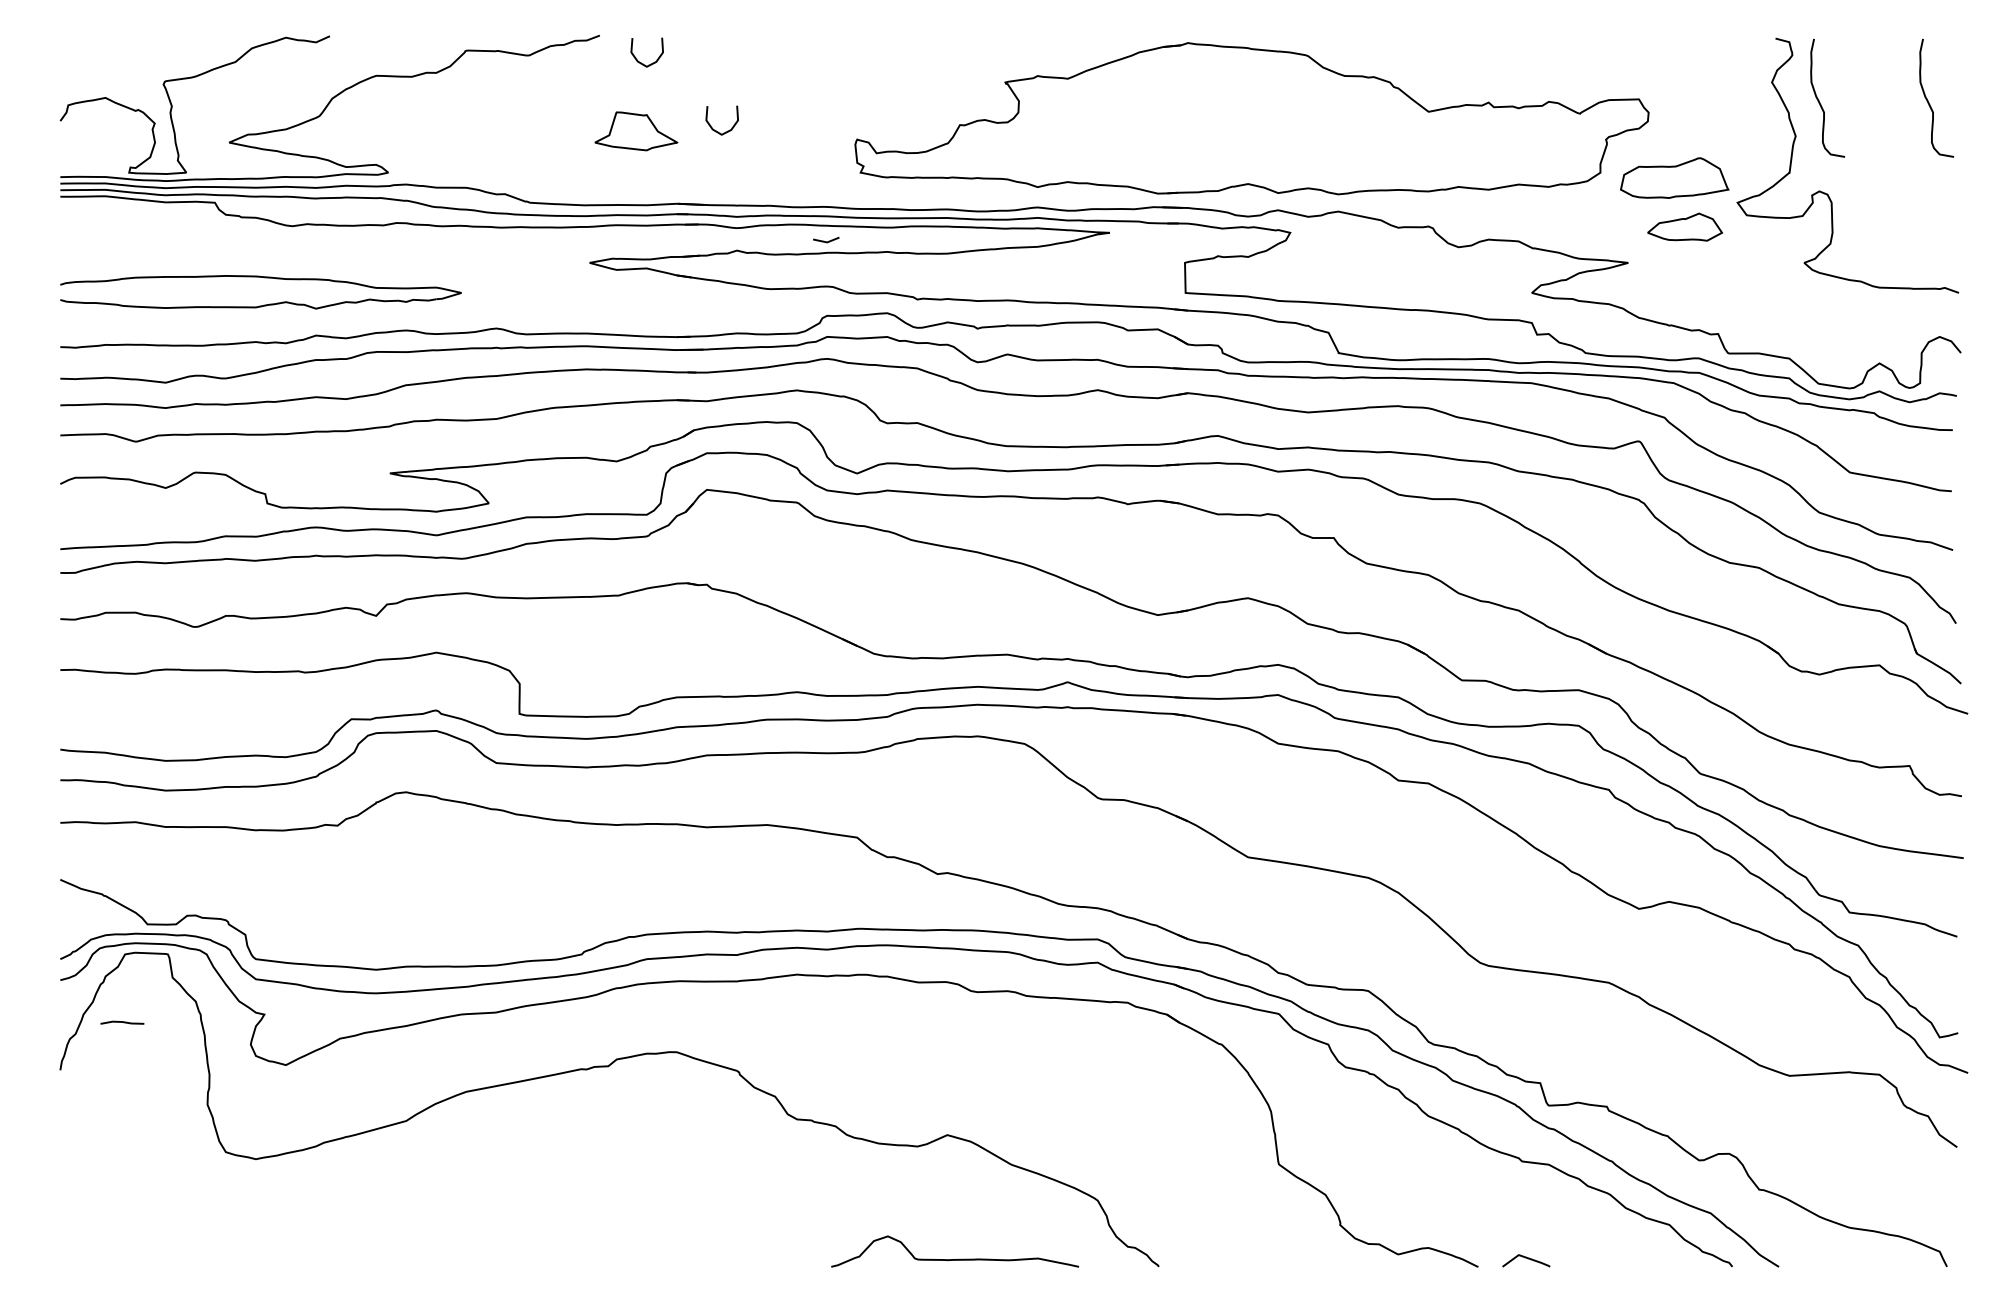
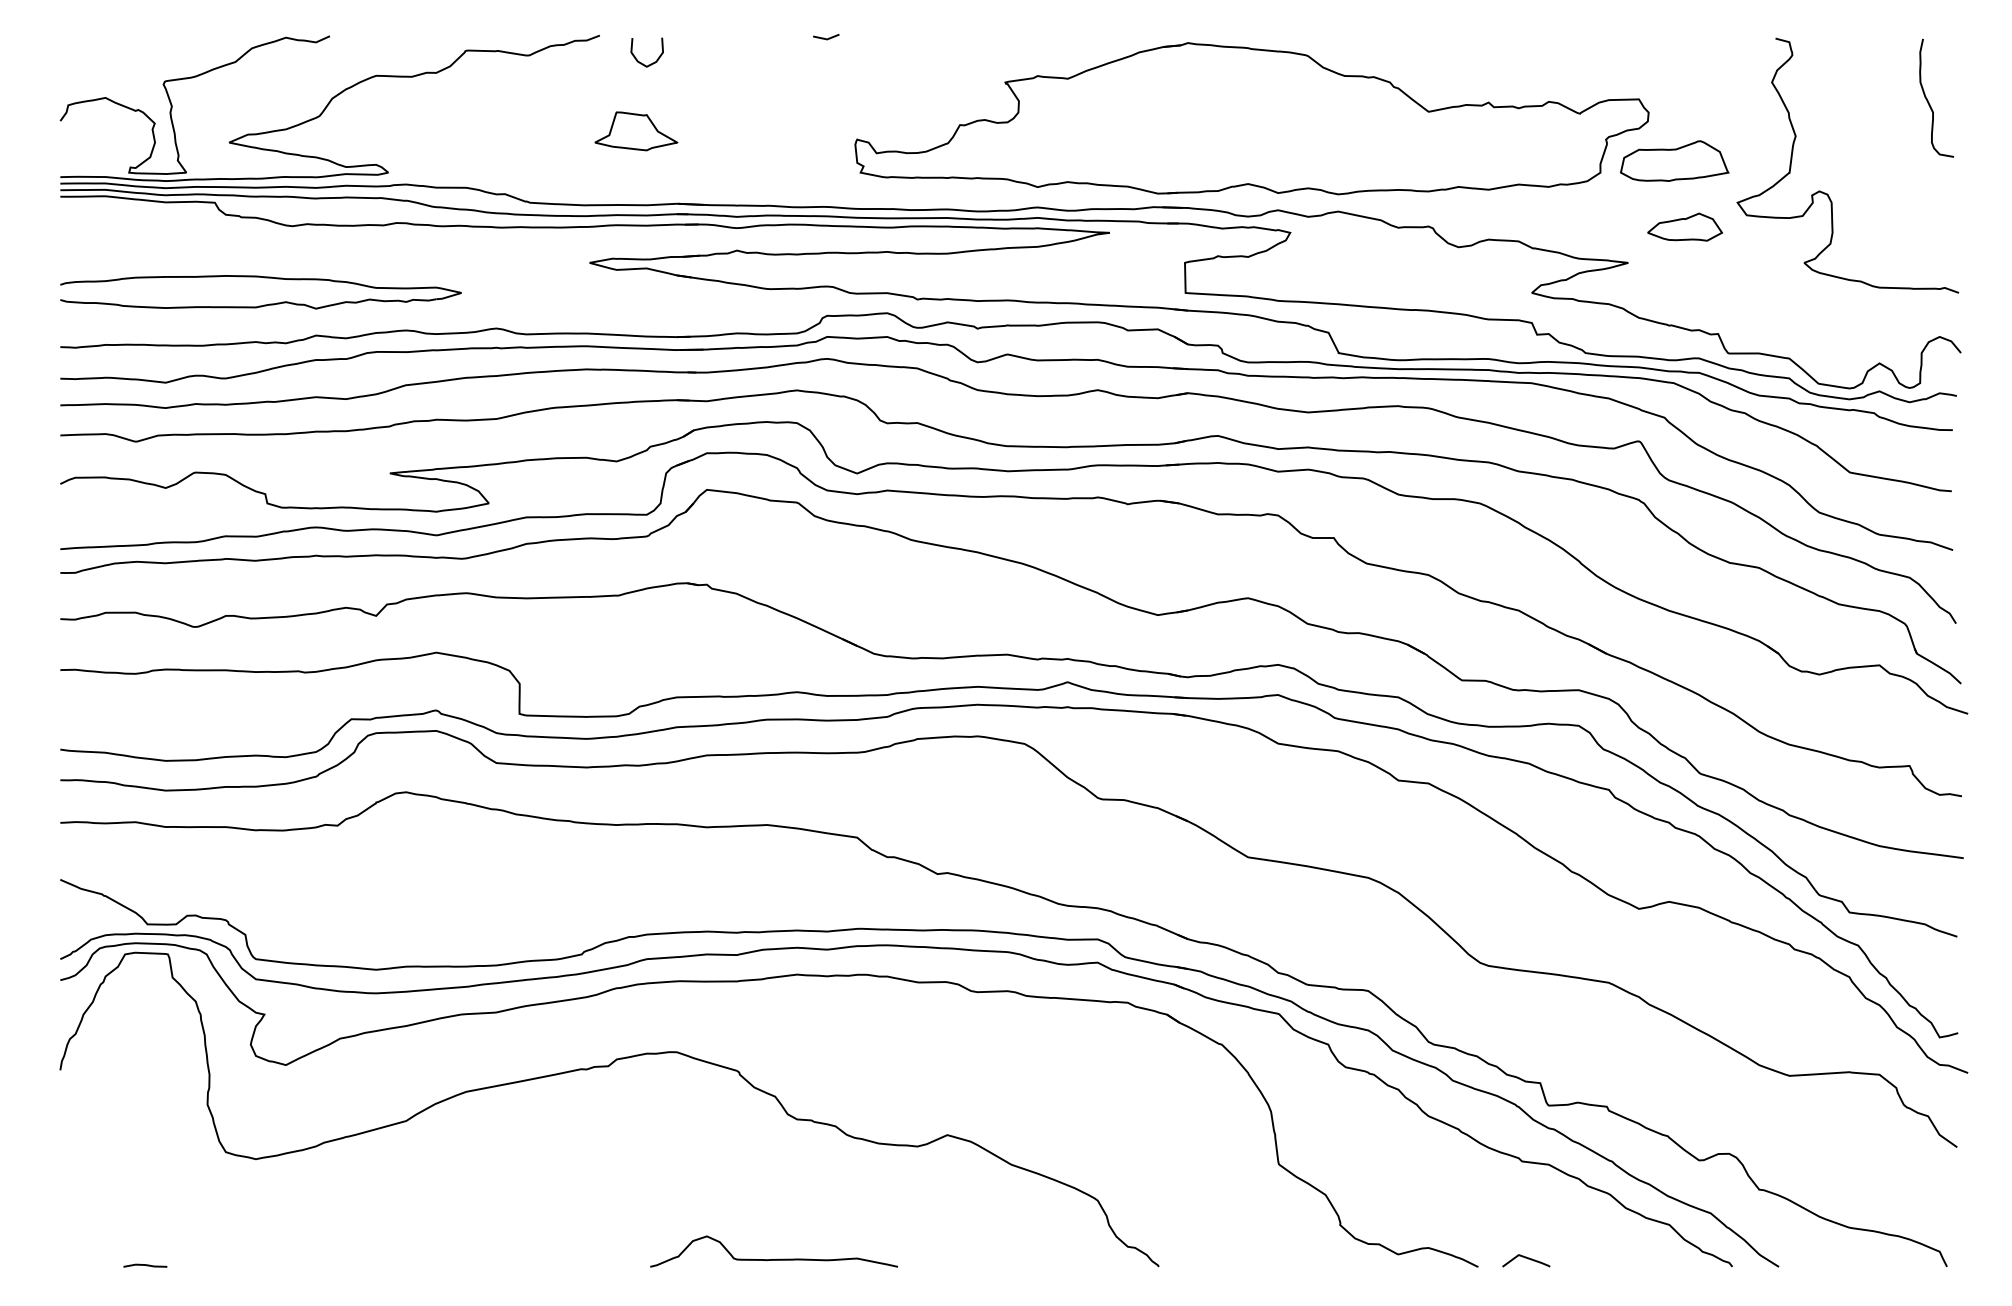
curve: present -> none (1819, 100)
curve: present -> none (711, 125)
part position: (1674, 177) -> (1674, 160) (1674, 160)
line position: (826, 241) -> (826, 38) (826, 38)
curve position: (122, 1022) -> (145, 1265) (145, 1265)
curve position: (954, 1259) -> (773, 1259) (773, 1259)
